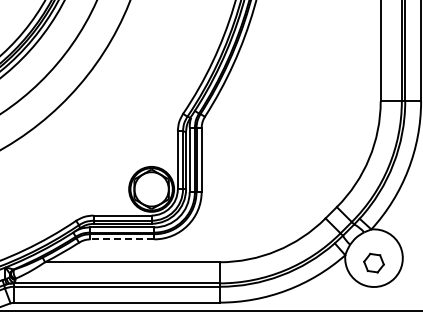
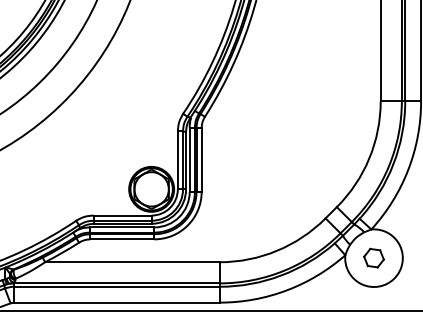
line: dashed -> solid (121, 239)
part position: (373, 262) -> (373, 257) (373, 257)
